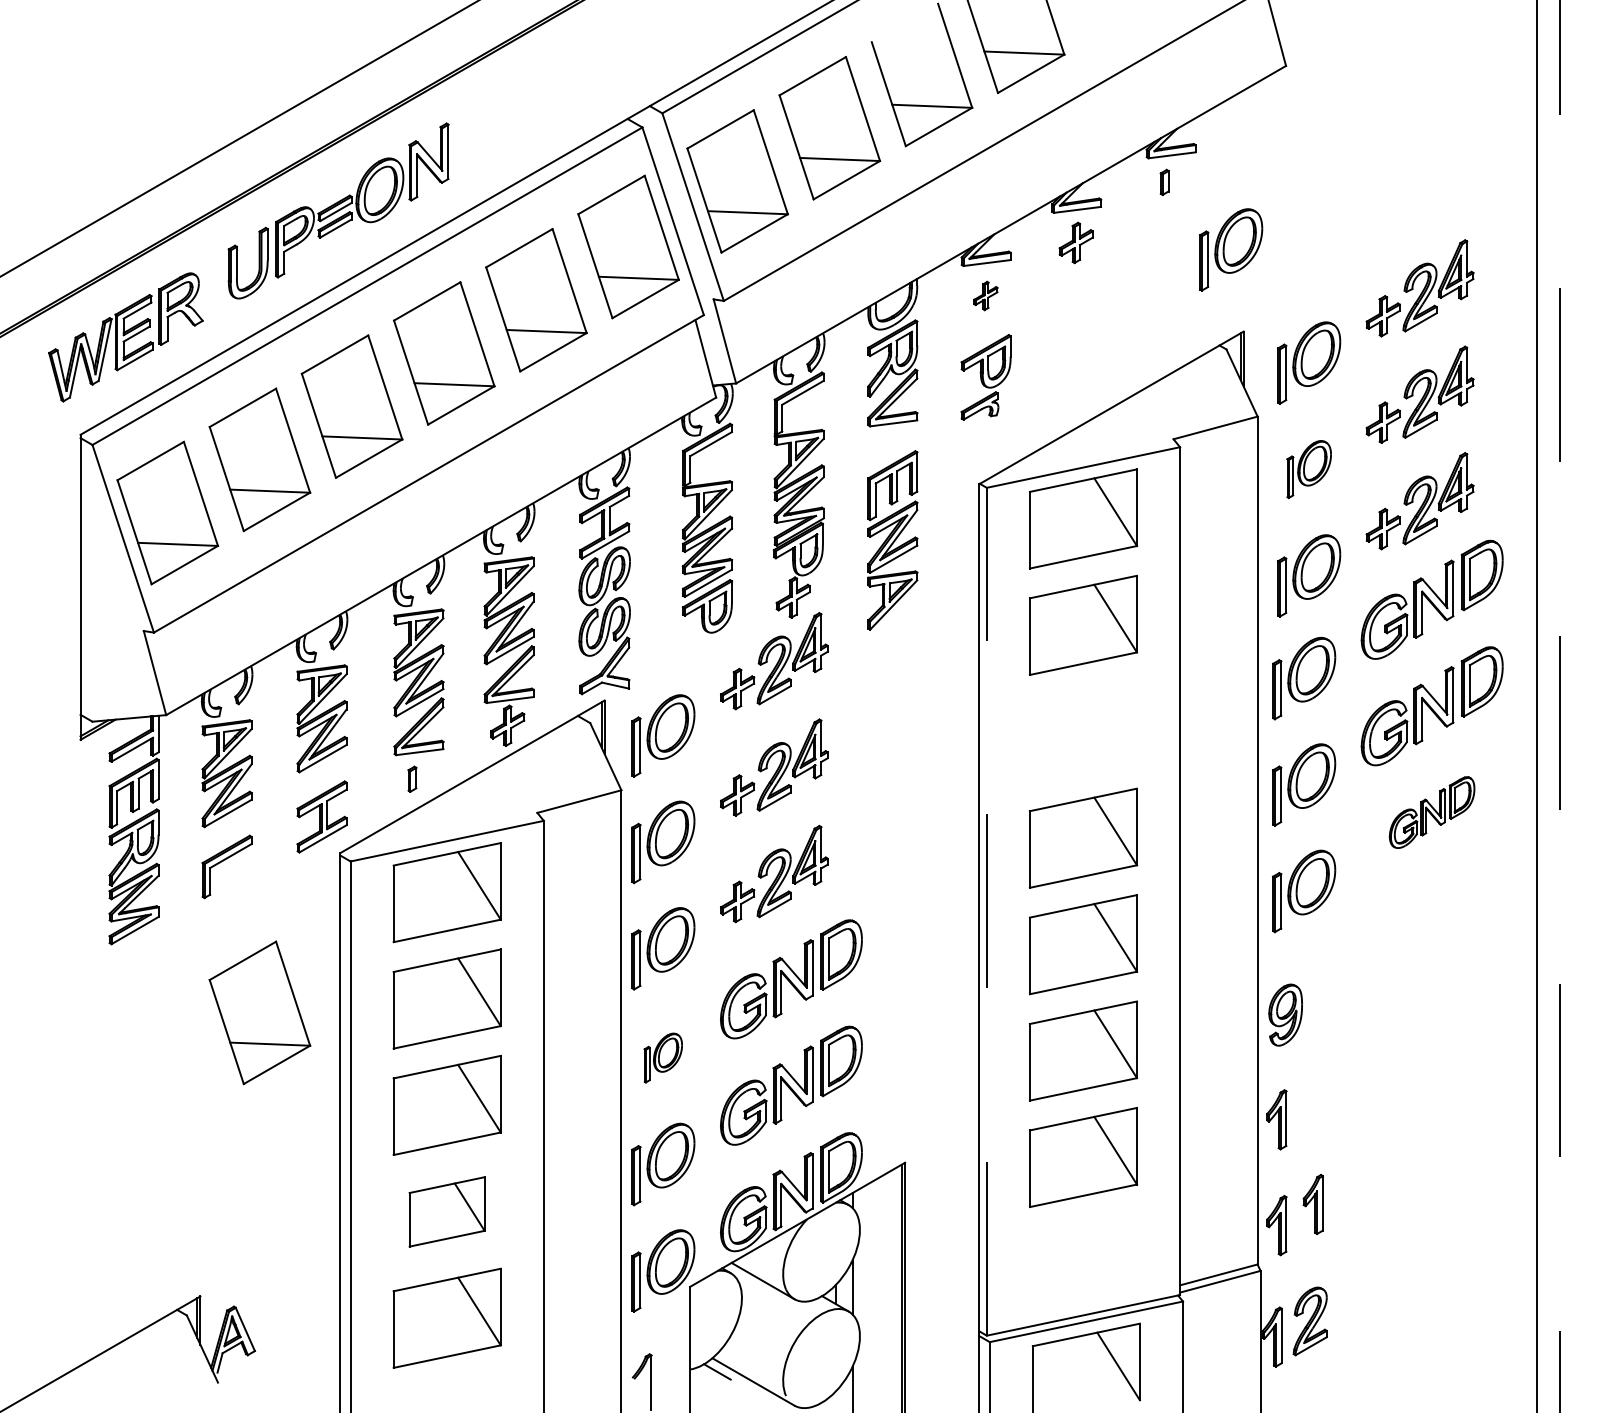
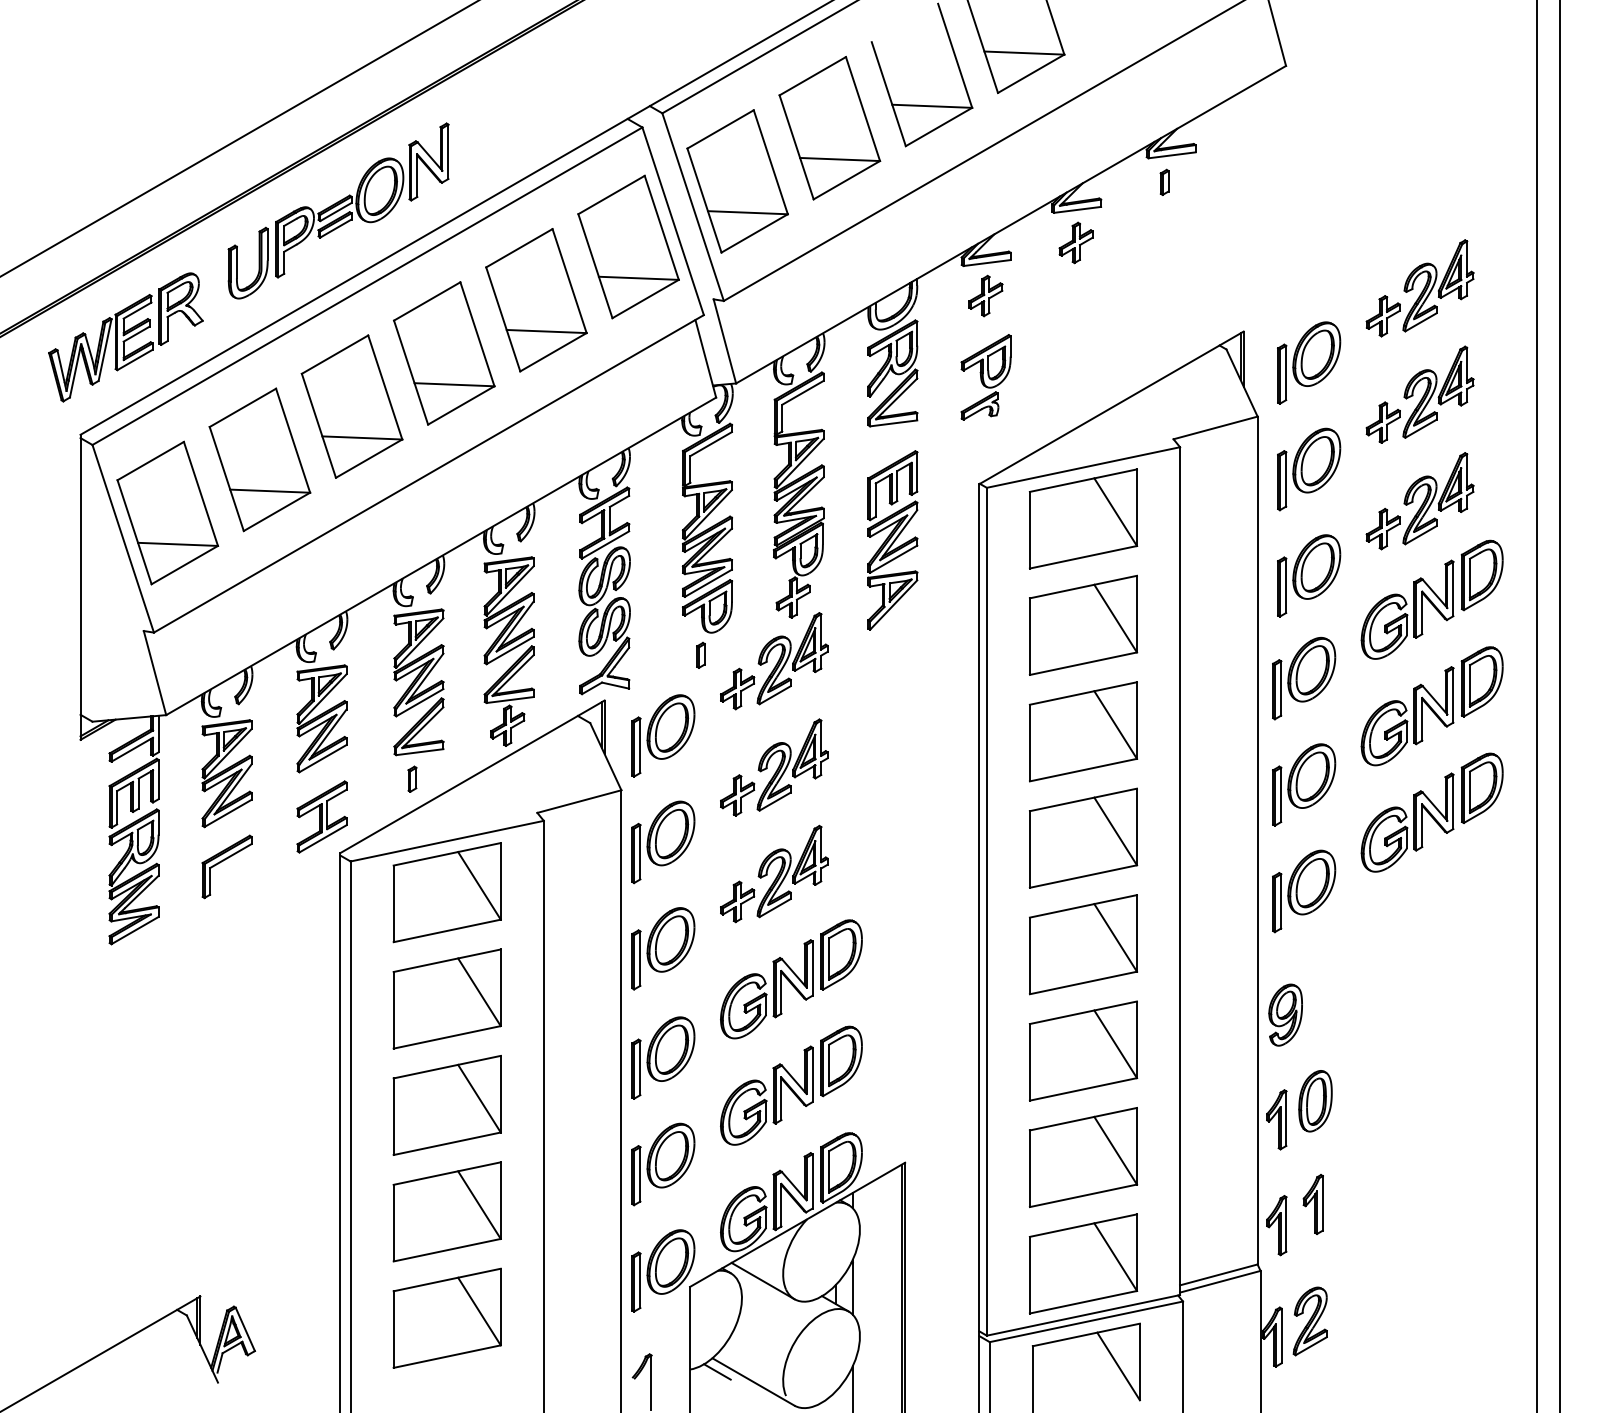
part: present -> none (1231, 249)
part size: 26x32 px -> 36x44 px (985, 295)
part size: 46x60 px -> 65x85 px (1309, 469)
part: none -> present (700, 654)
line: dashed -> solid (1559, 706)
part: none -> present (1083, 731)
part size: 88x73 px -> 144x121 px (1431, 812)
line: dashed -> solid (986, 911)
part: present -> none (259, 1012)
part size: 40x52 px -> 65x84 px (663, 1057)
part: none -> present (1315, 1101)
part size: 78x72 px -> 110x102 px (446, 1211)
part: none -> present (1083, 1263)
